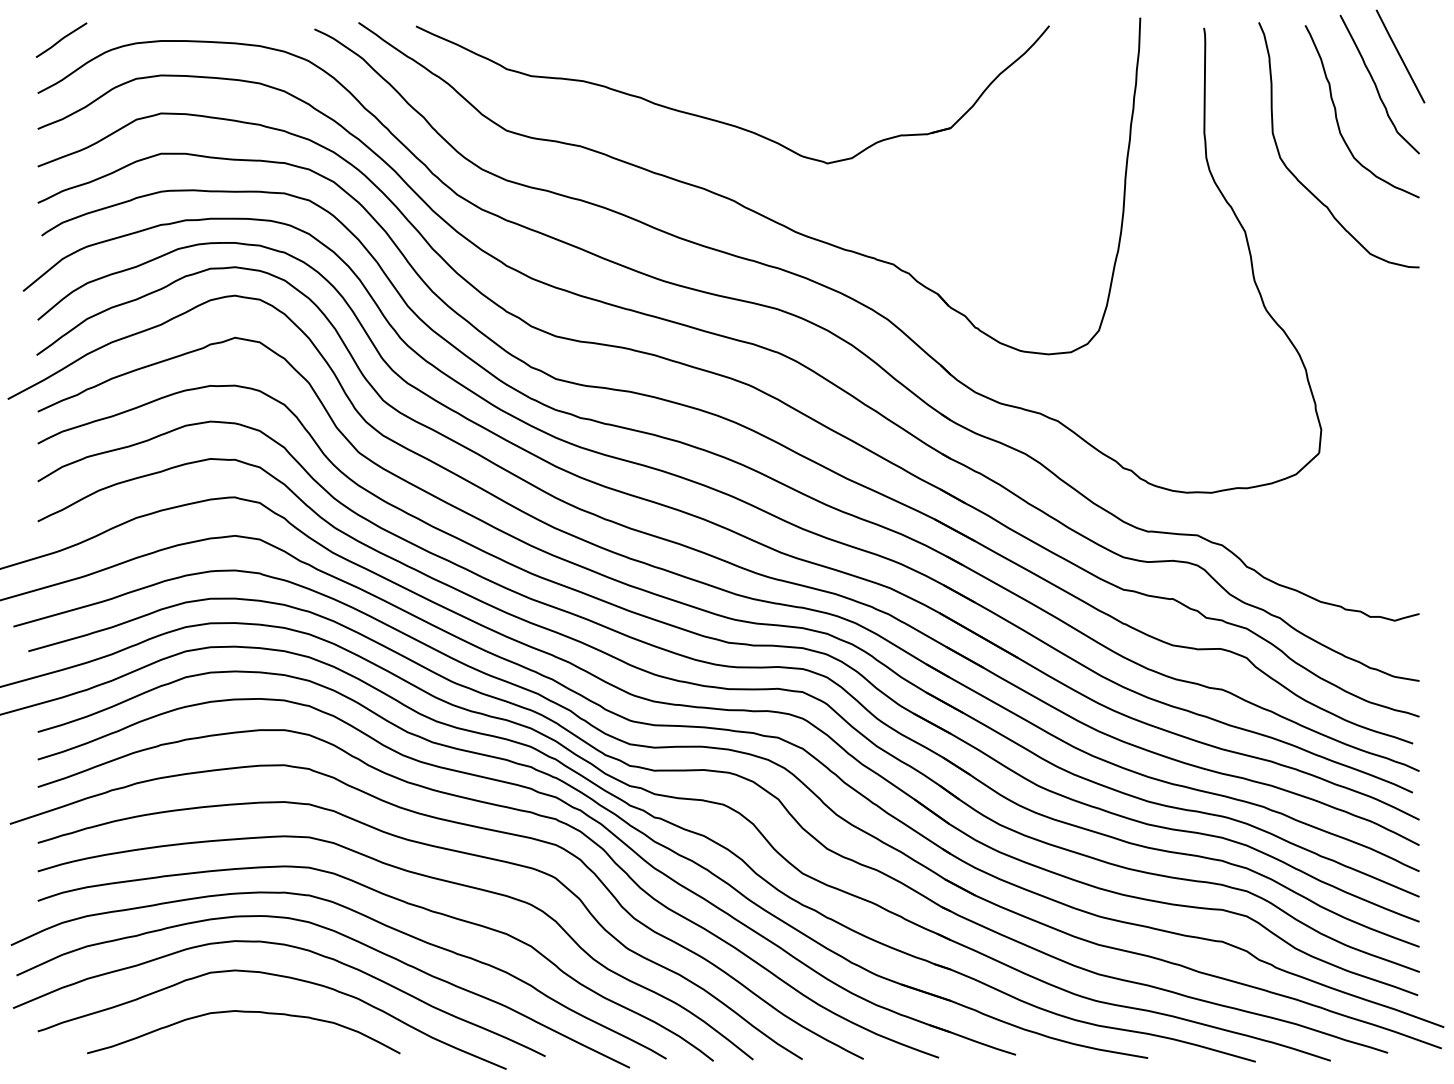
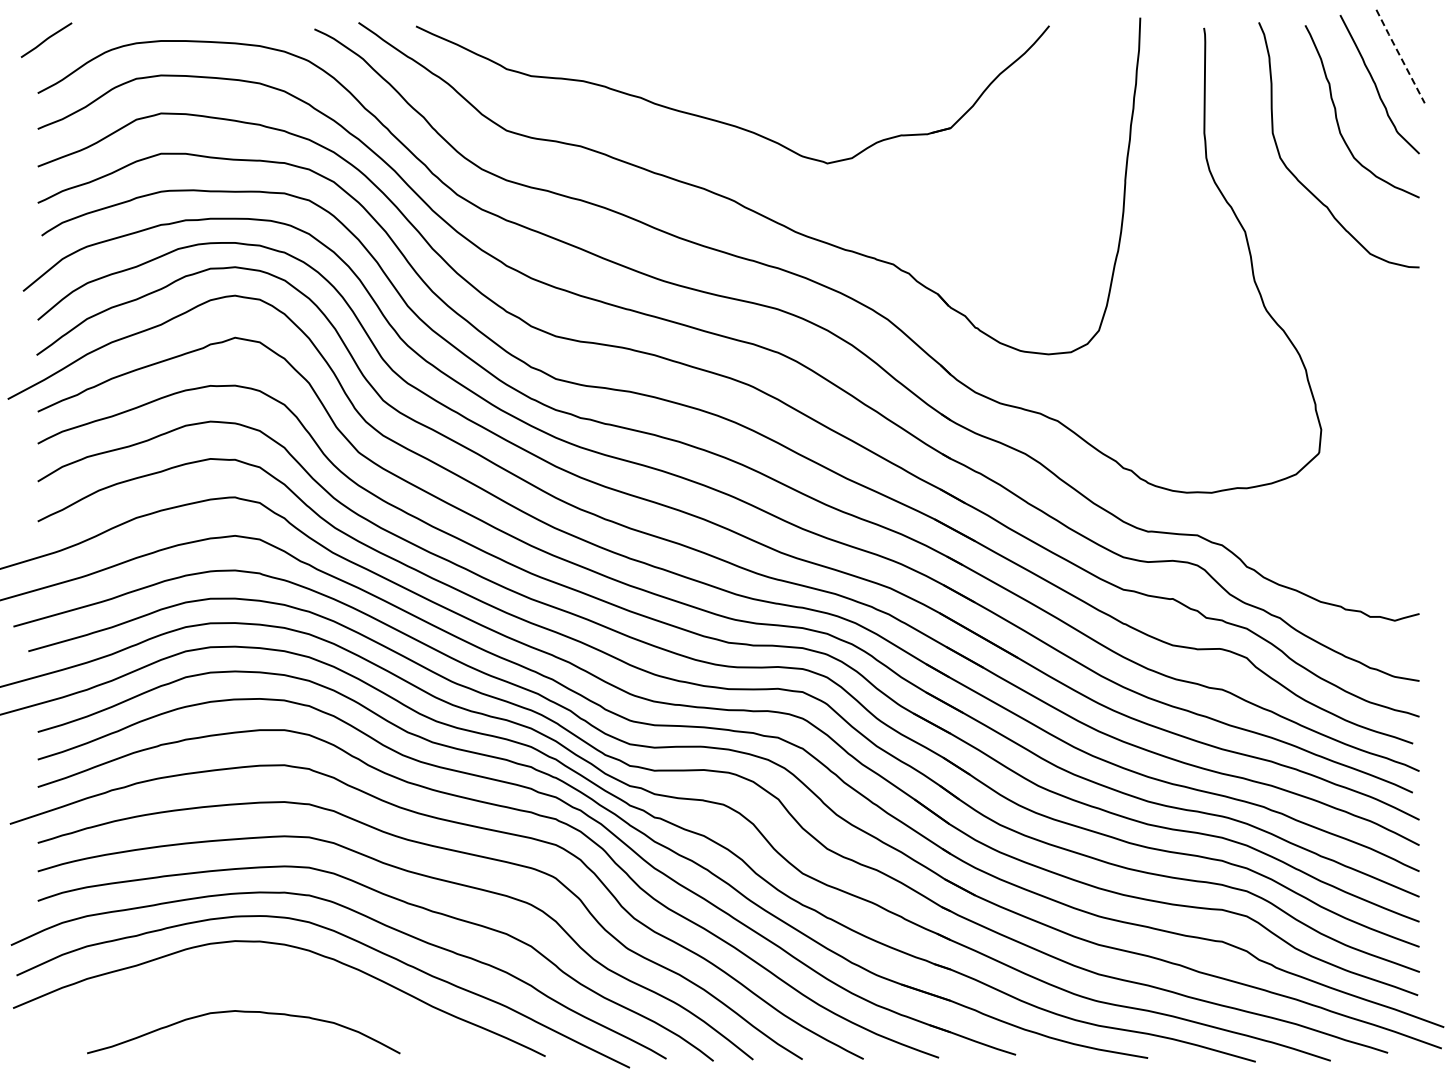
line position: (61, 39) -> (46, 39) (46, 39)
line: solid -> dashed (1400, 56)
curve: present -> none (276, 976)
